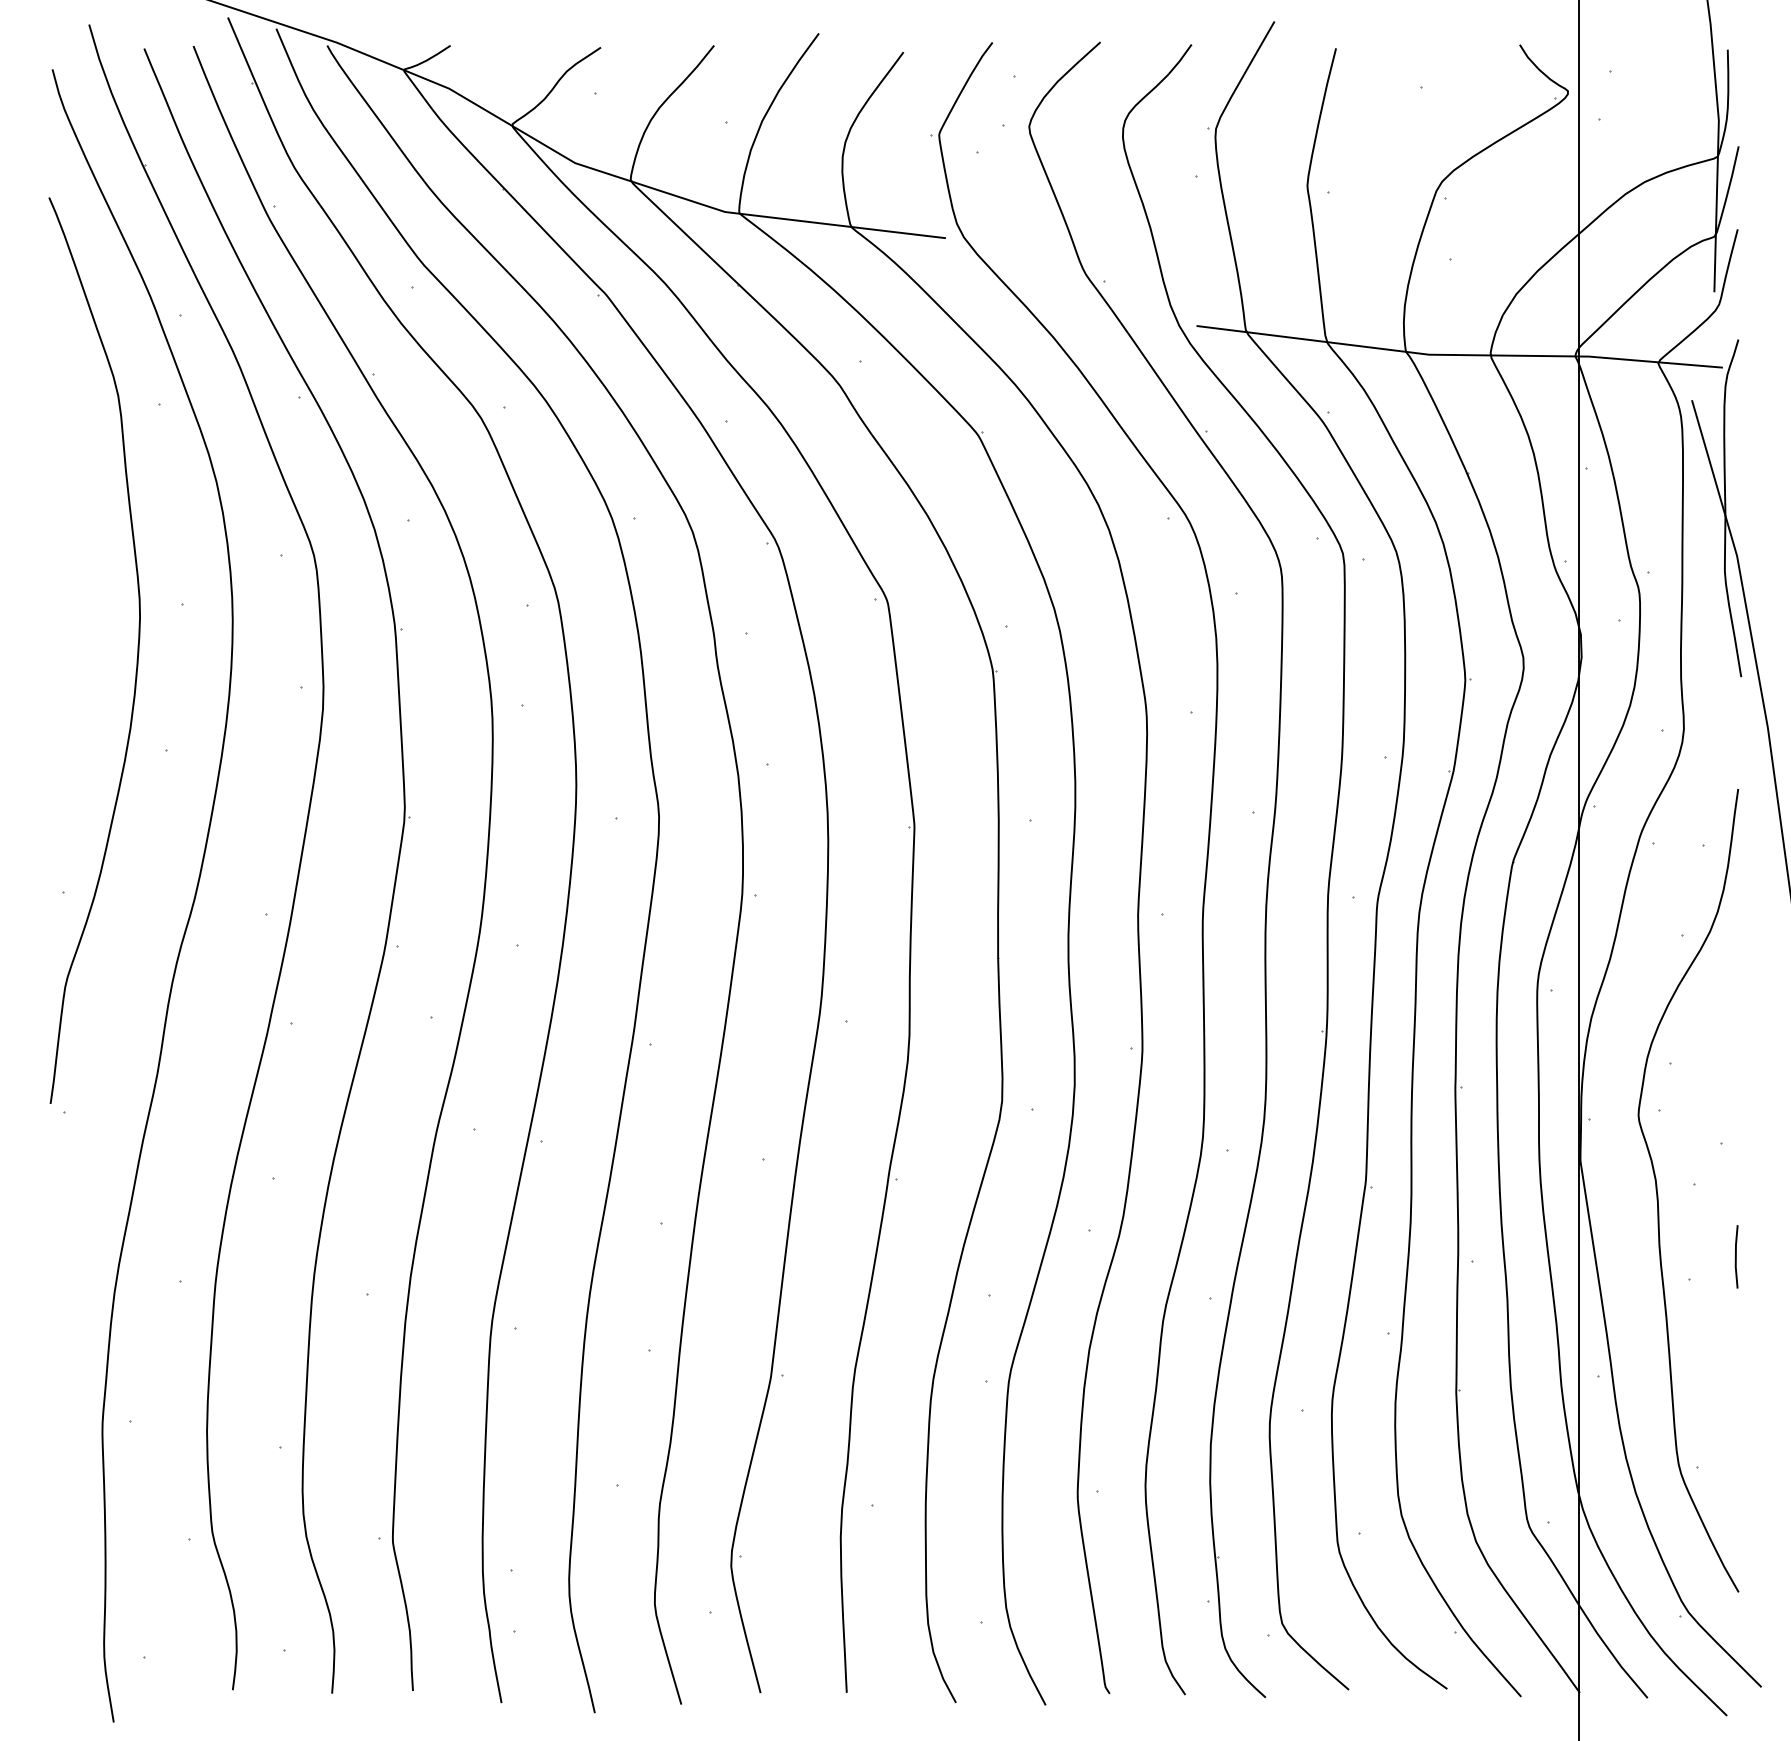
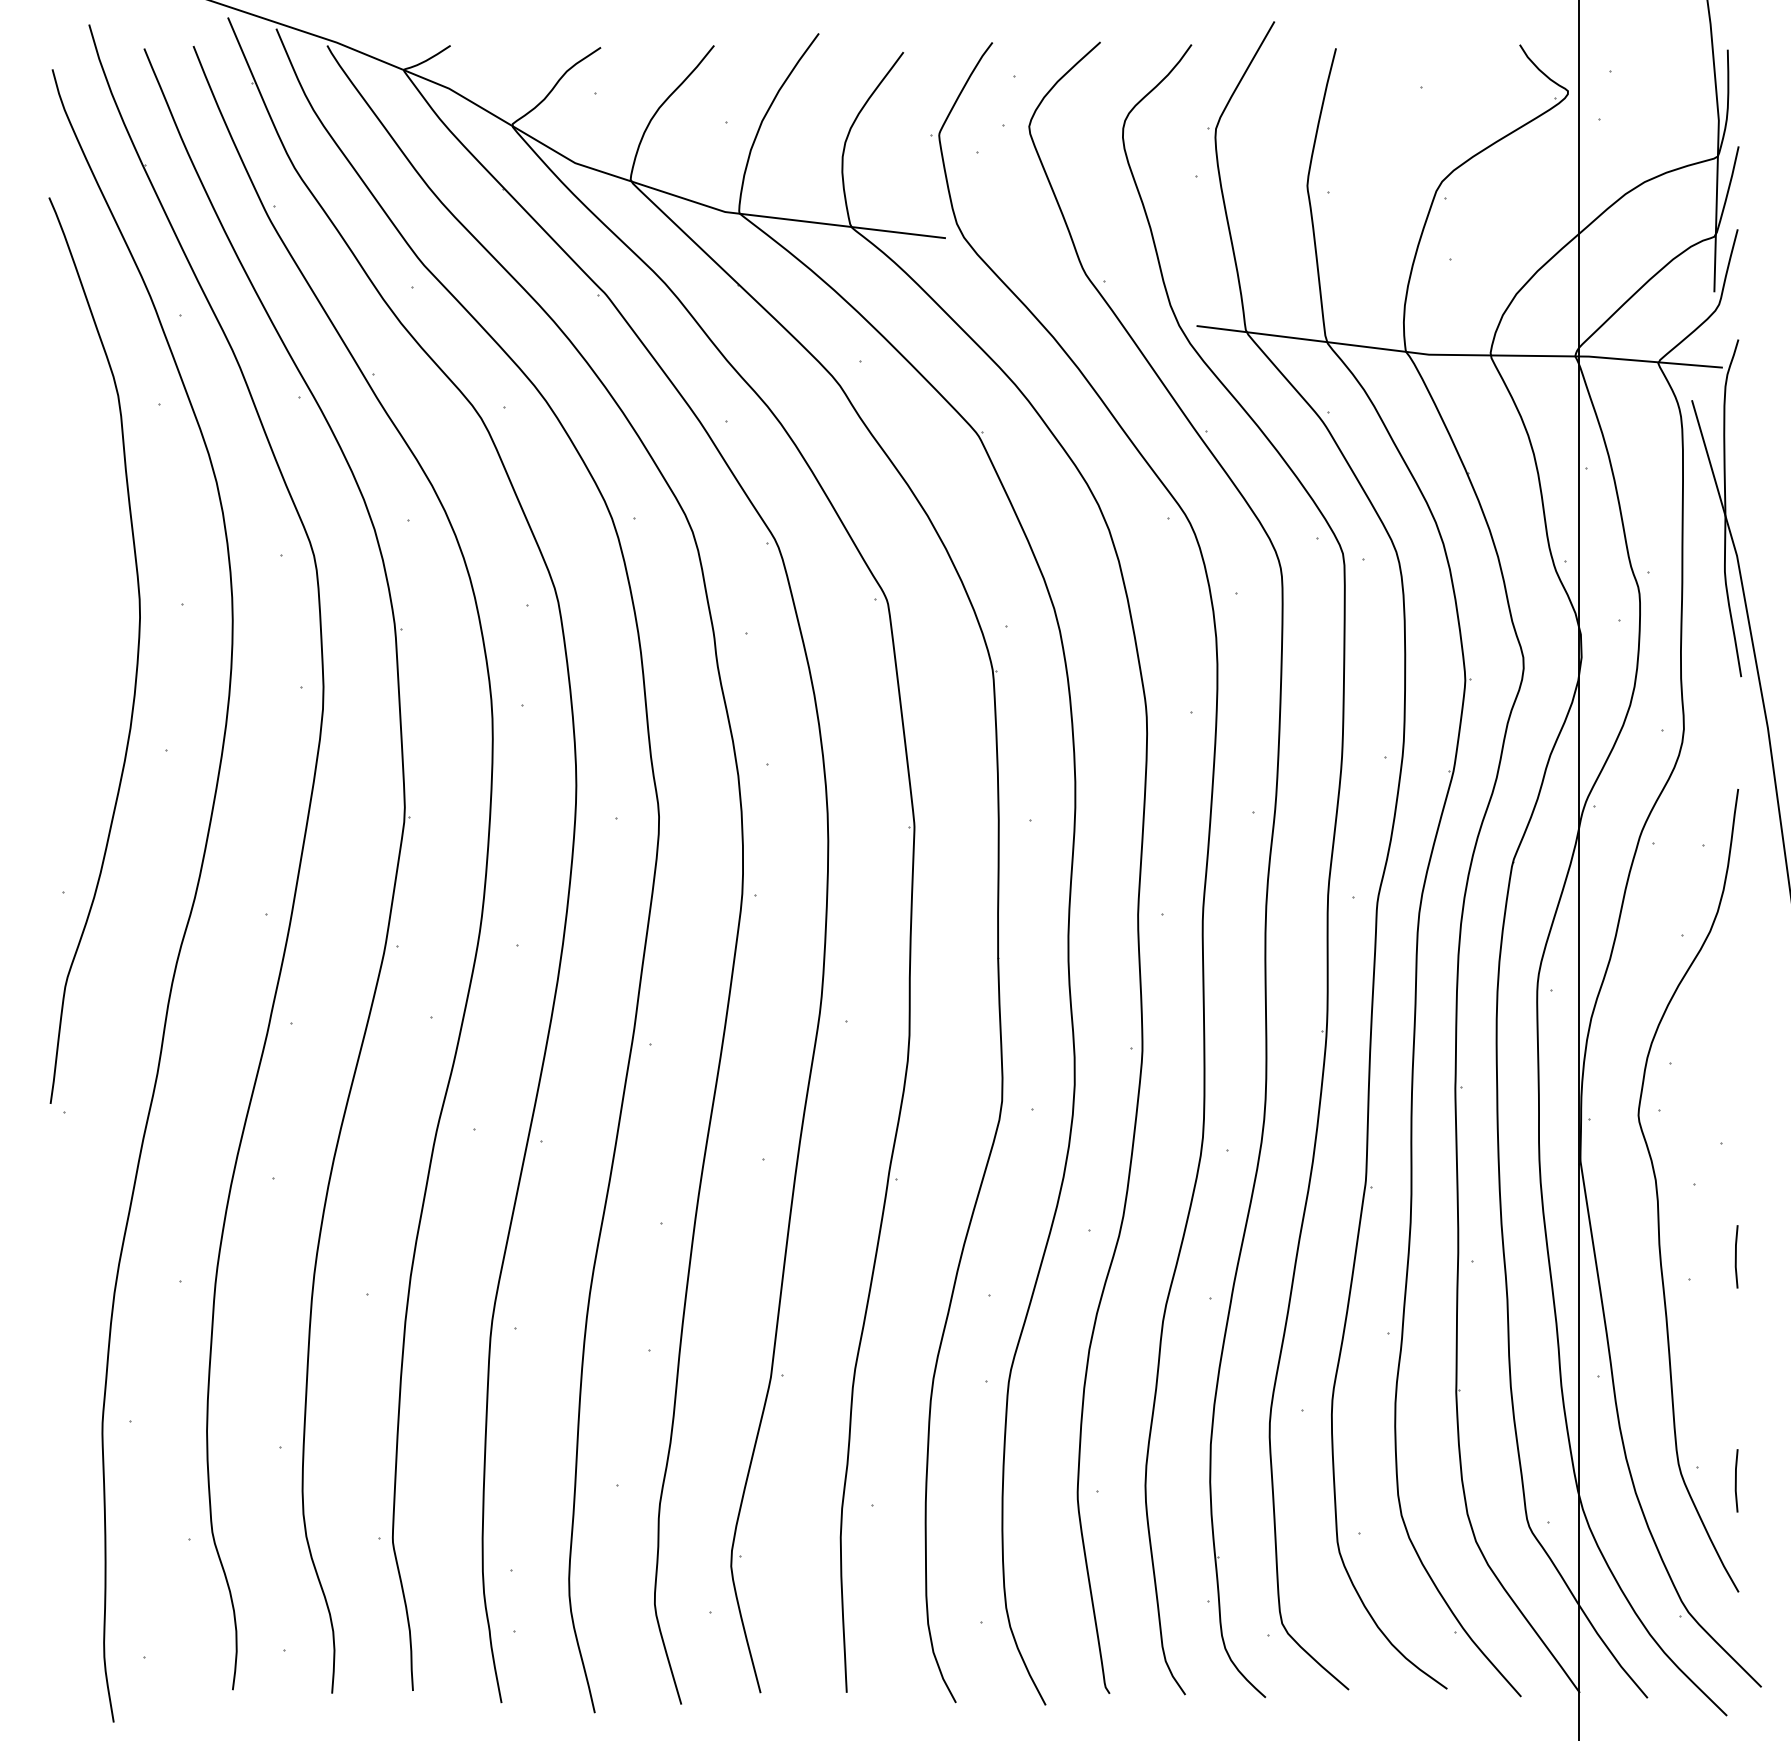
line: none -> present (1736, 1480)
